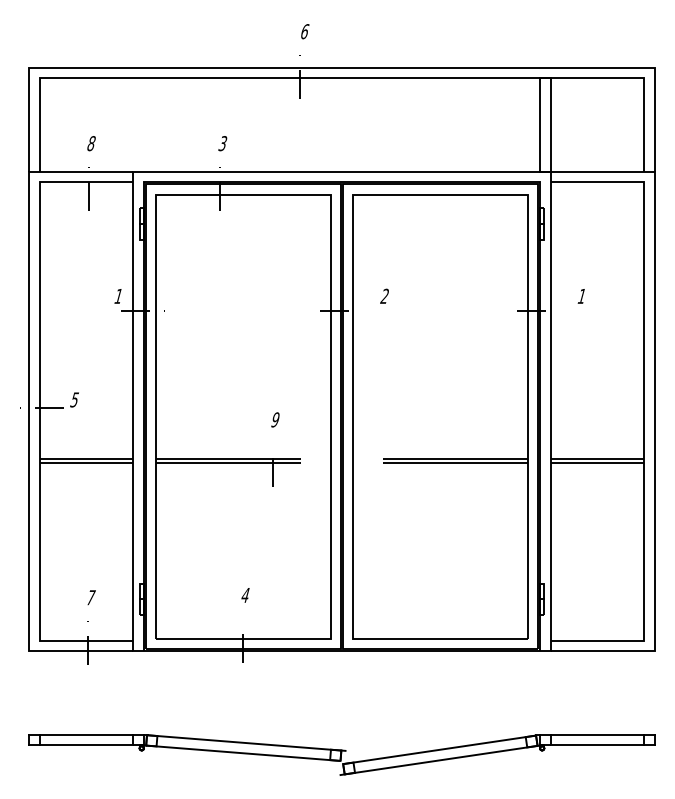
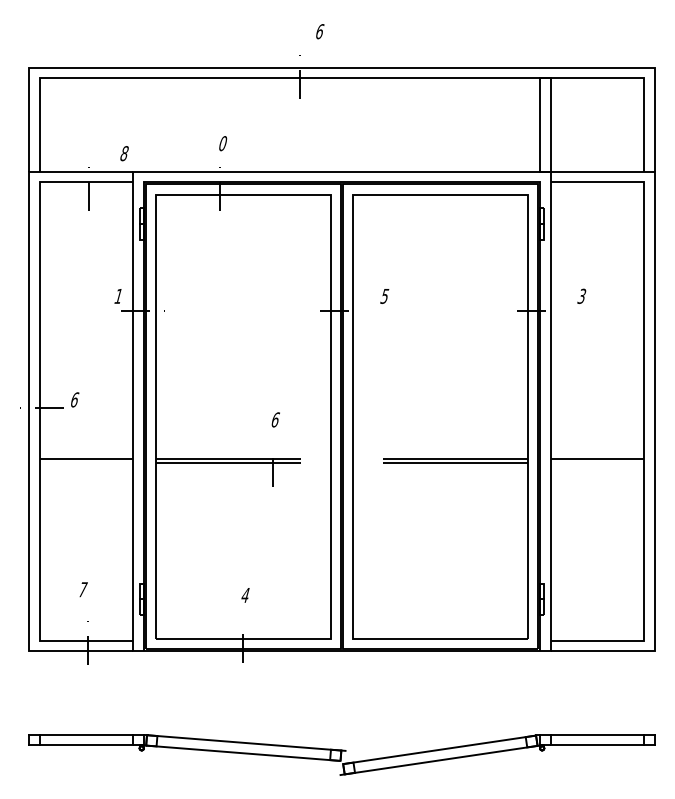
text position: (305, 31) -> (320, 31) (320, 31)
text position: (91, 143) -> (124, 153) (124, 153)
text: 3 -> 0 (222, 143)
text: 2 -> 5 (384, 295)
text: 1 -> 3 (581, 296)
text: 5 -> 6 (74, 399)
text: 9 -> 6 (275, 419)
line: present -> none (86, 463)
line: present -> none (597, 463)
text position: (91, 597) -> (83, 589) (83, 589)
